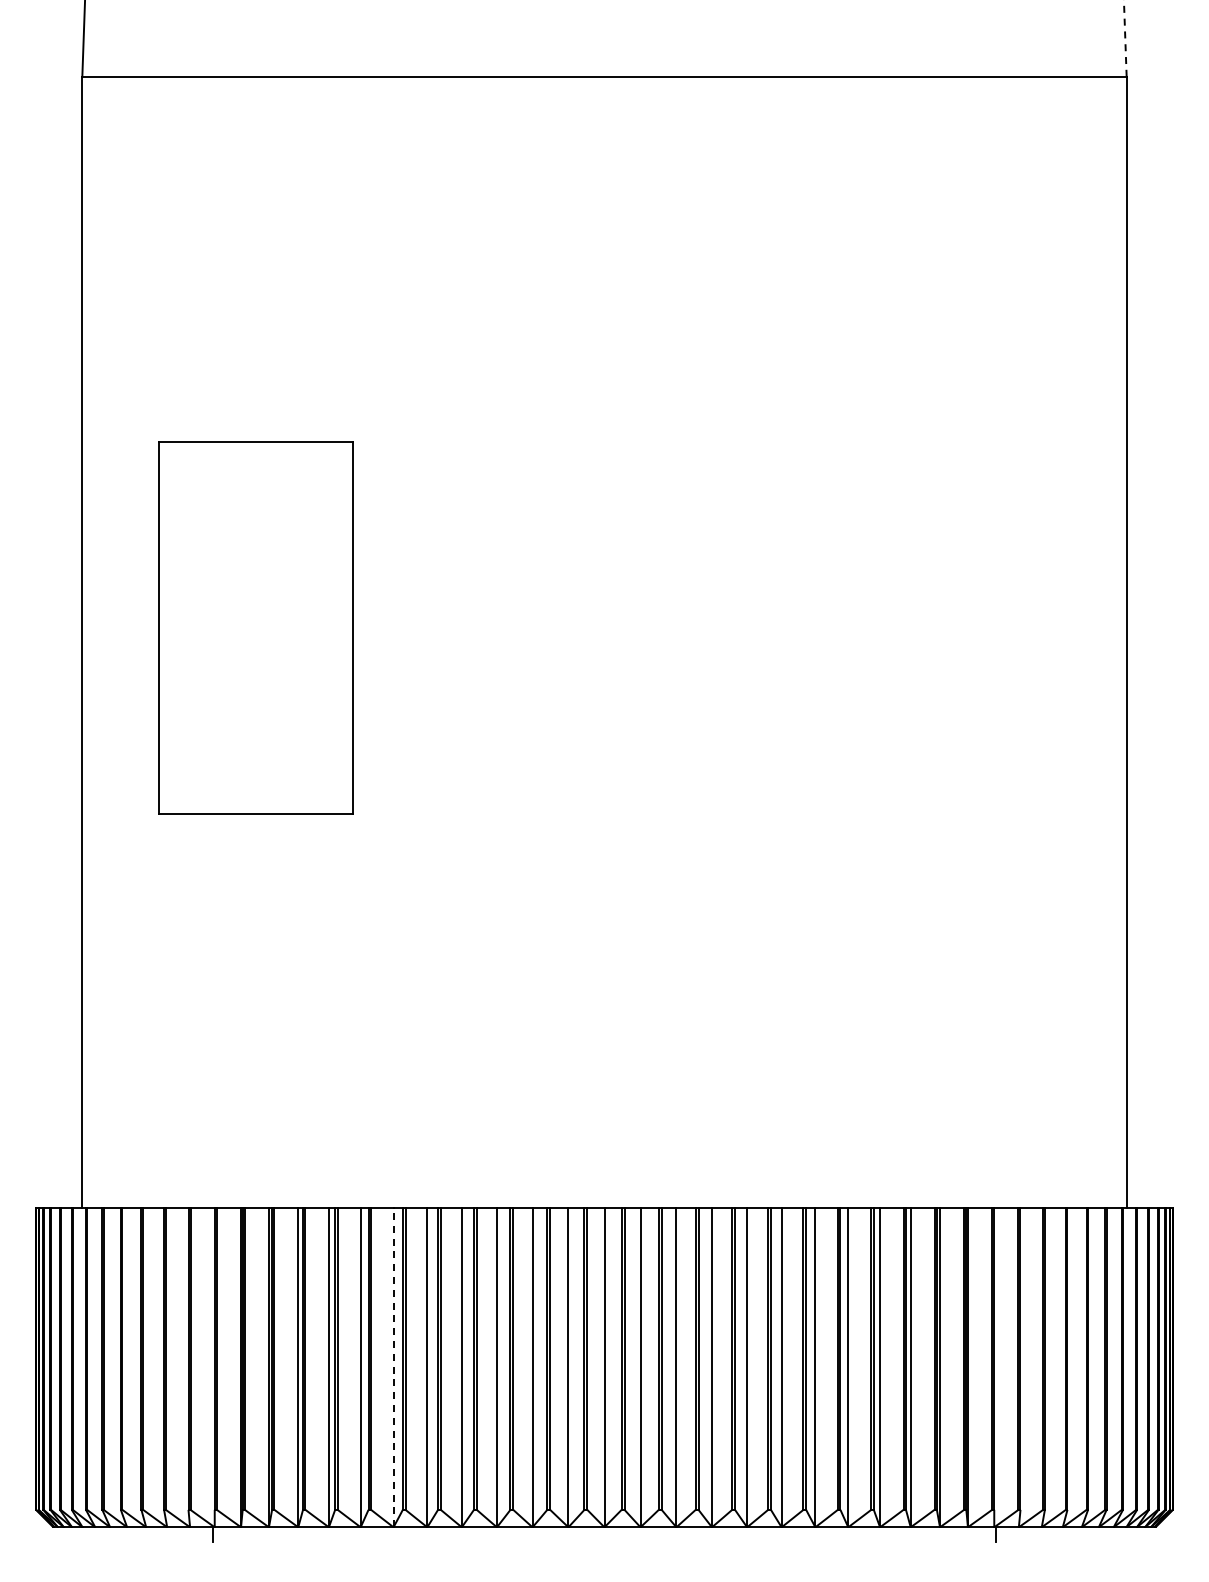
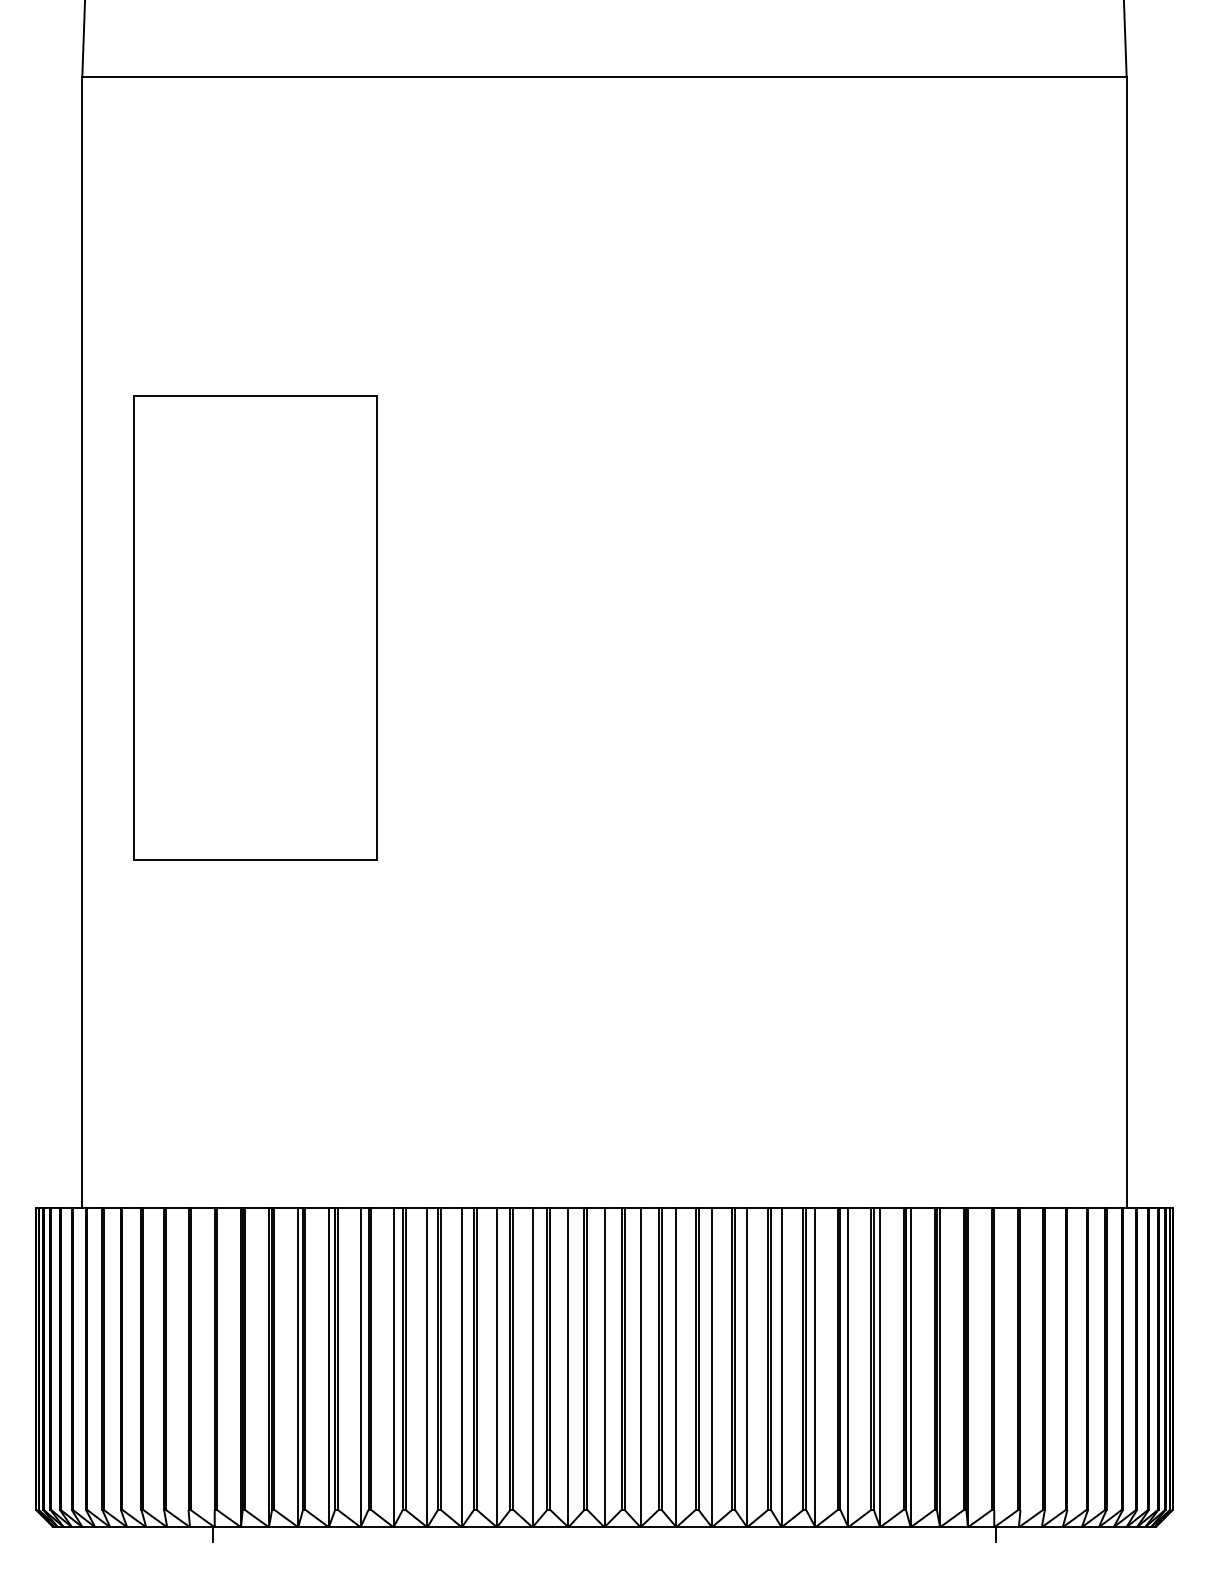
line: dashed -> solid (1125, 38)
part size: 196x374 px -> 245x466 px (255, 627)
line: dashed -> solid (393, 1367)
